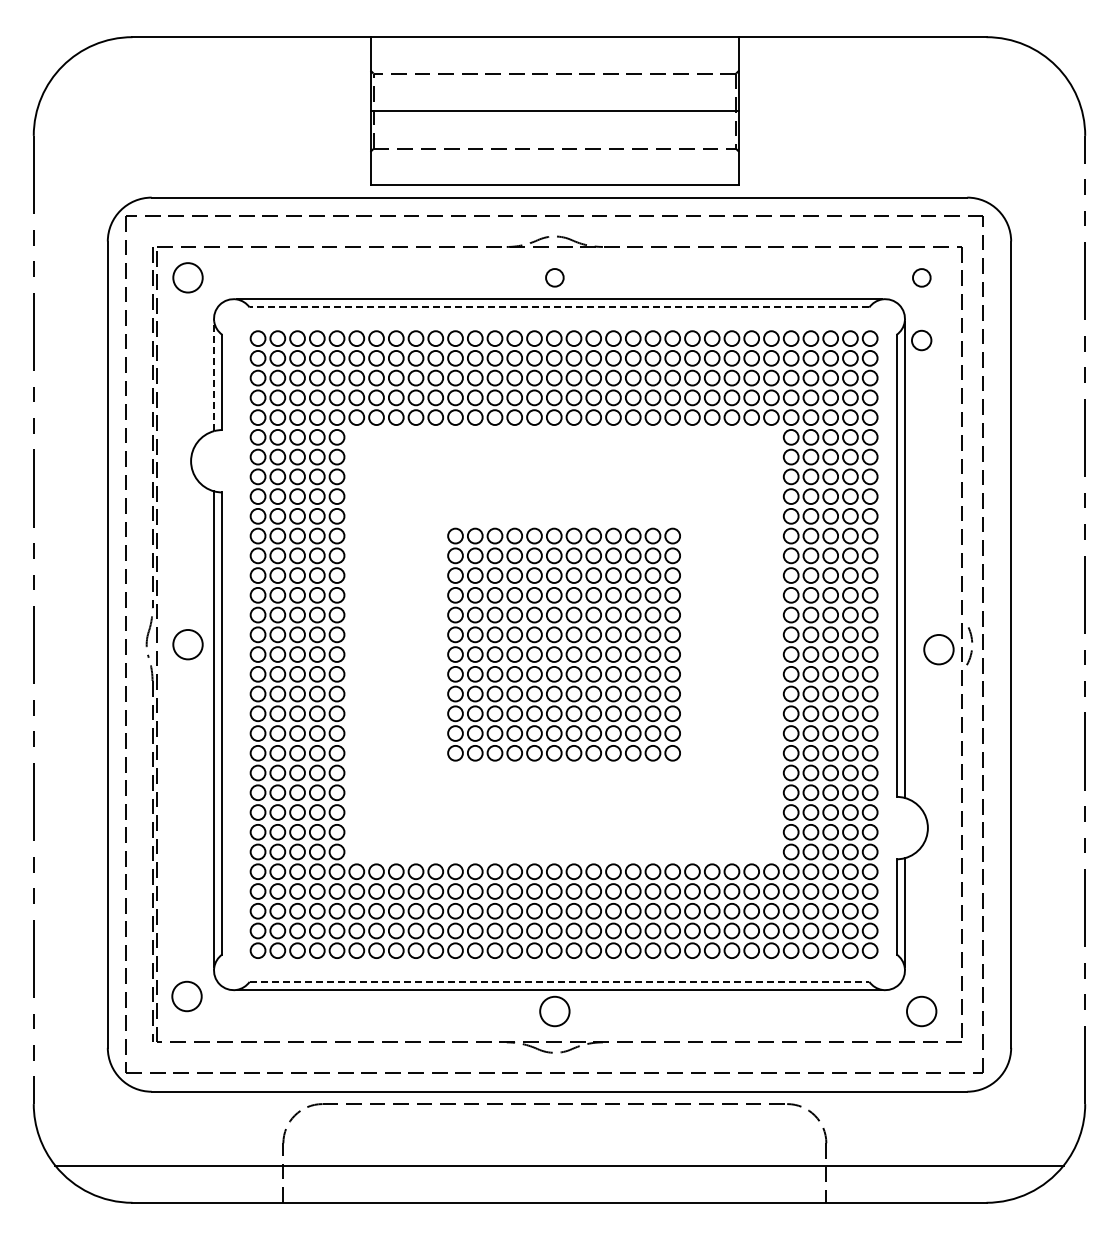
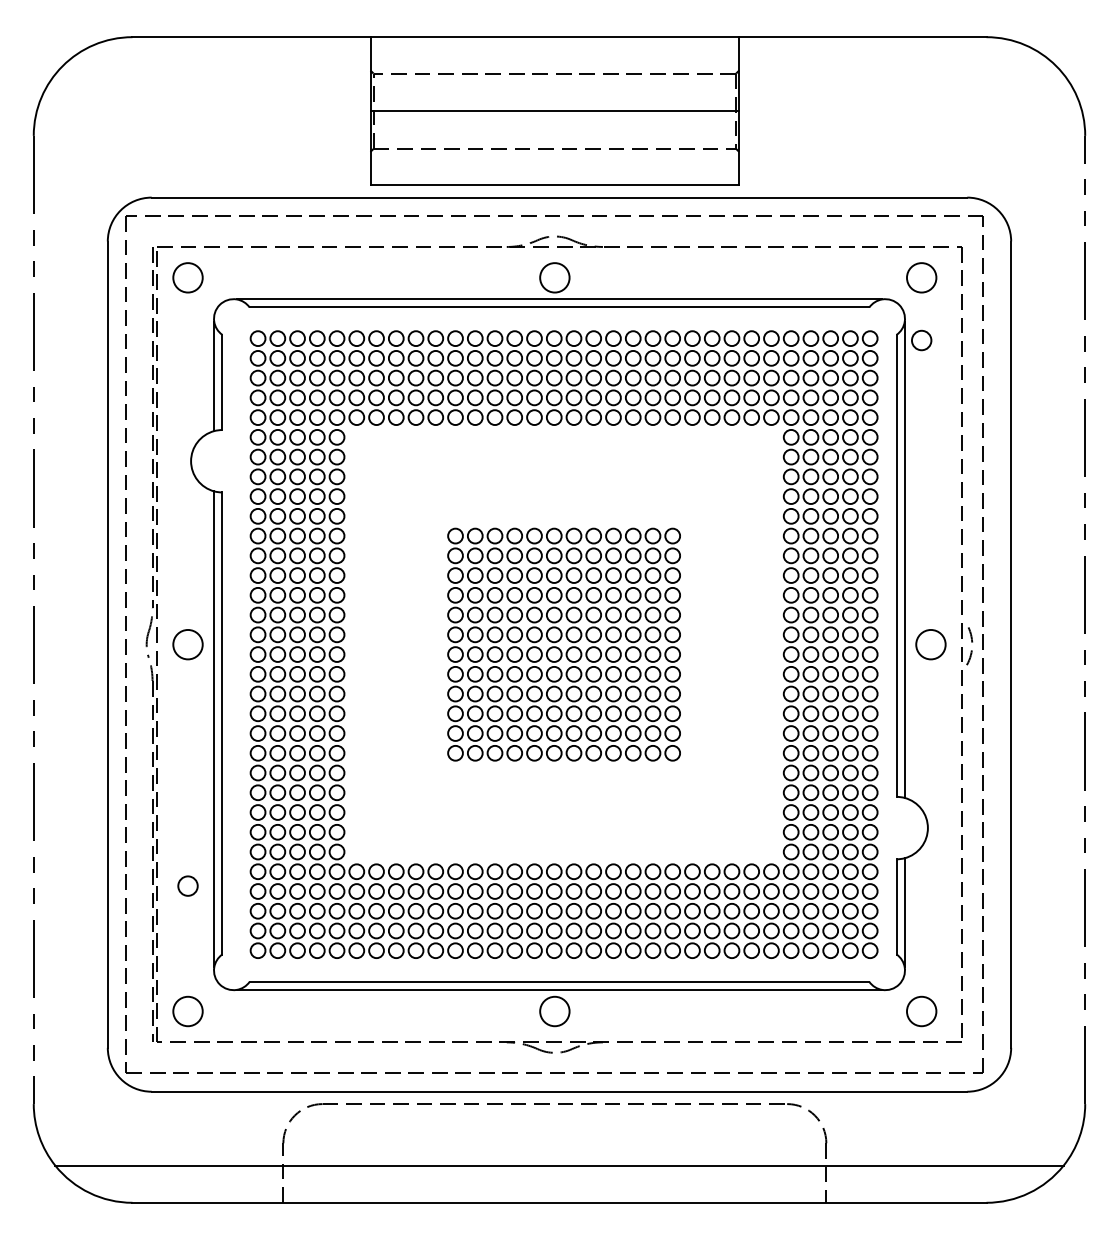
circle diameter: 18 px -> 29 px (554, 277)
circle size: 20x20 px -> 32x32 px (921, 277)
line: dashed -> solid (559, 307)
line: dashed -> solid (214, 376)
circle position: (938, 649) -> (930, 644) (930, 644)
circle: none -> present (187, 885)
line: dashed -> solid (559, 981)
circle position: (186, 996) -> (187, 1011) (187, 1011)
